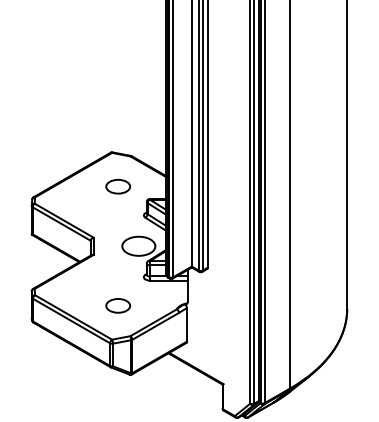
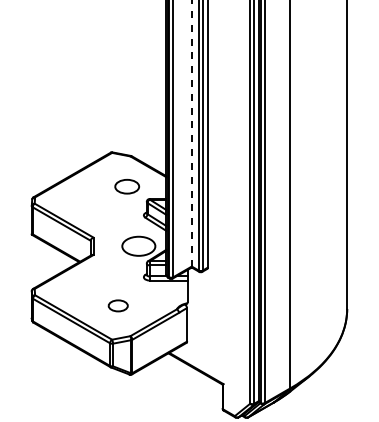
line: solid -> dashed (191, 133)
part position: (118, 186) -> (127, 186) (127, 186)
part size: 27x16 px -> 22x14 px (117, 305)
